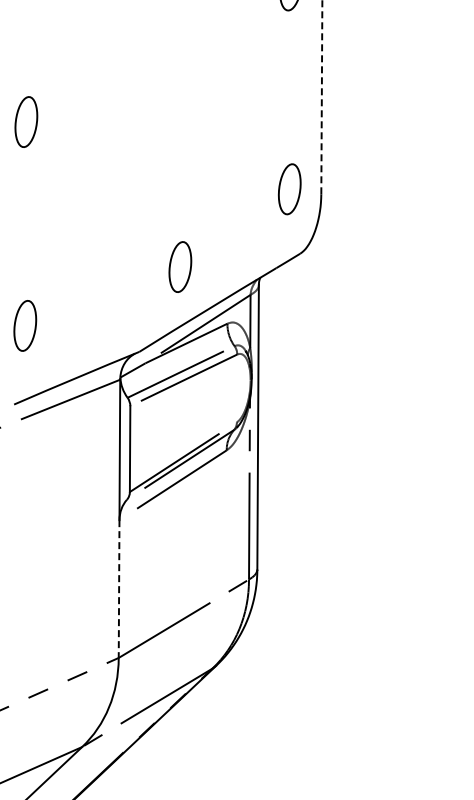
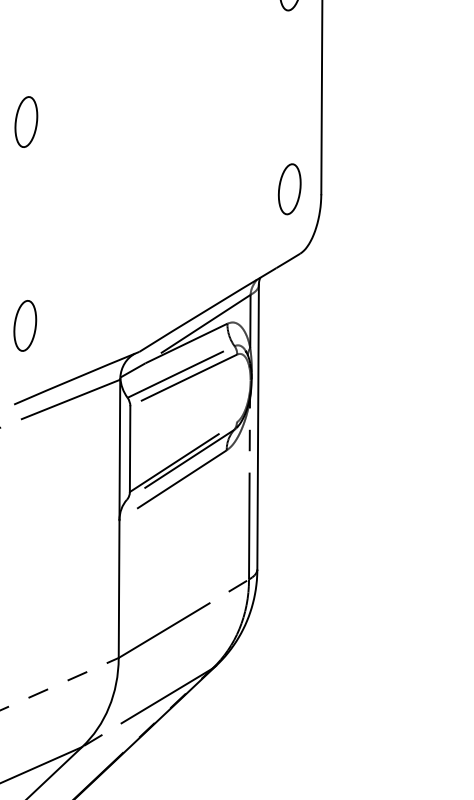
line: dashed -> solid (321, 97)
part: present -> none (180, 266)
line: dashed -> solid (119, 589)
